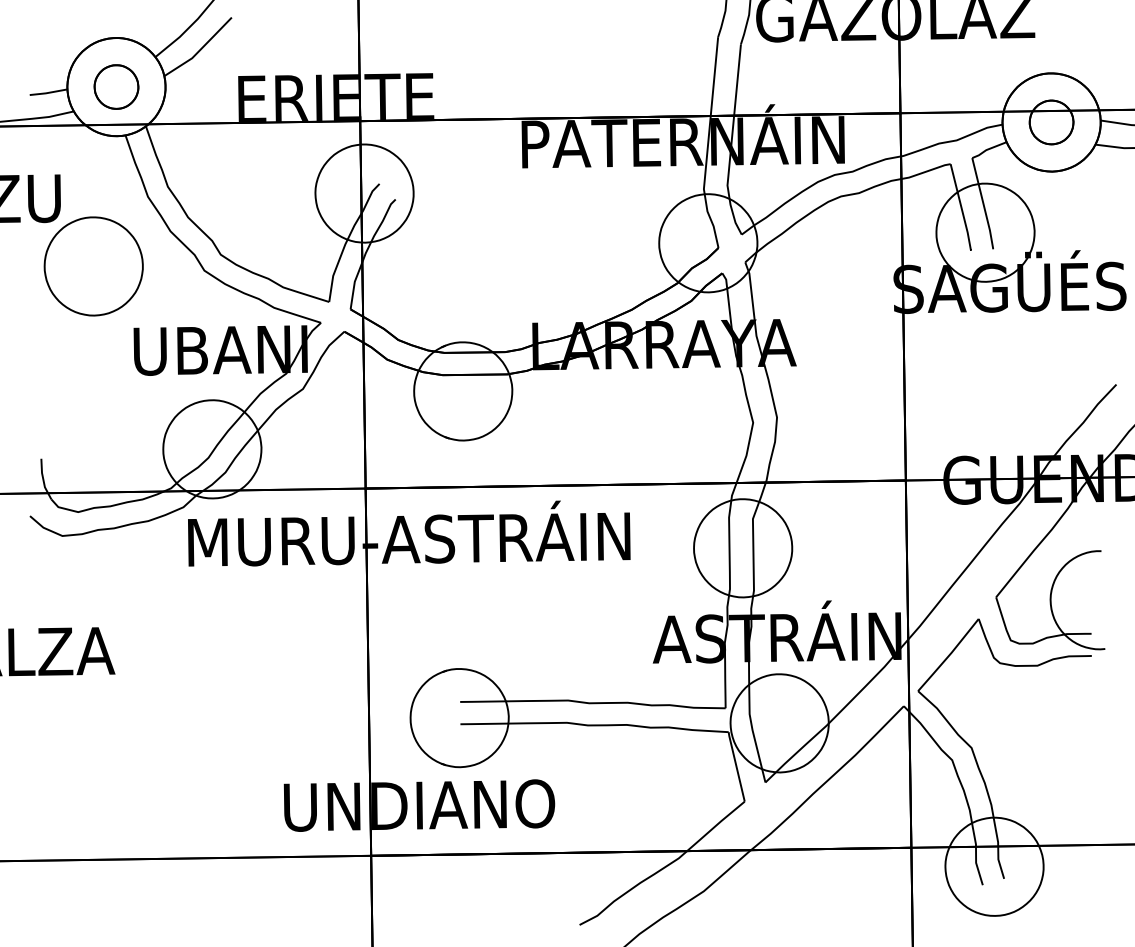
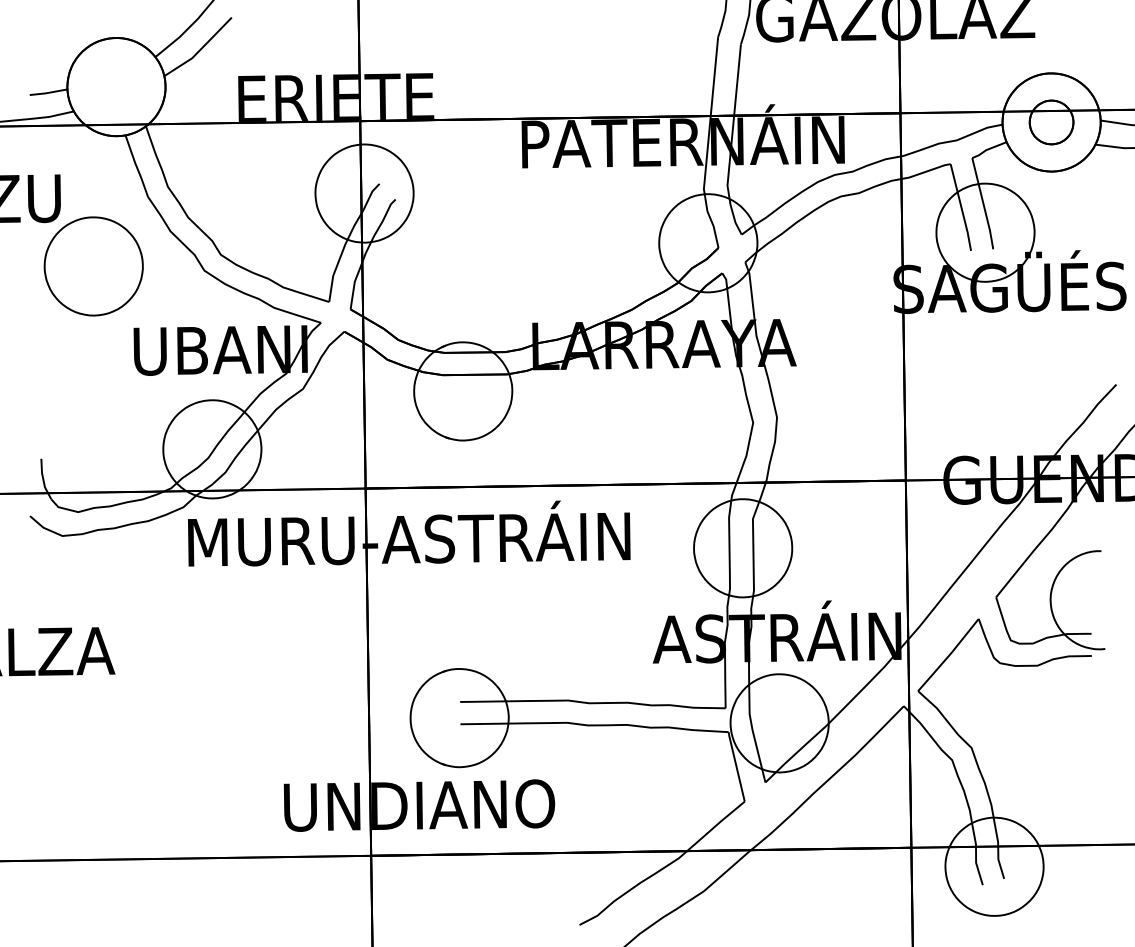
part: present -> none (116, 86)
